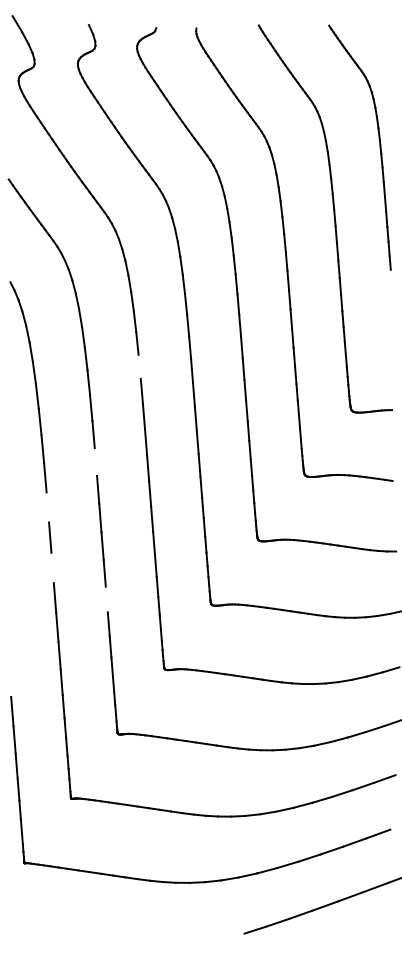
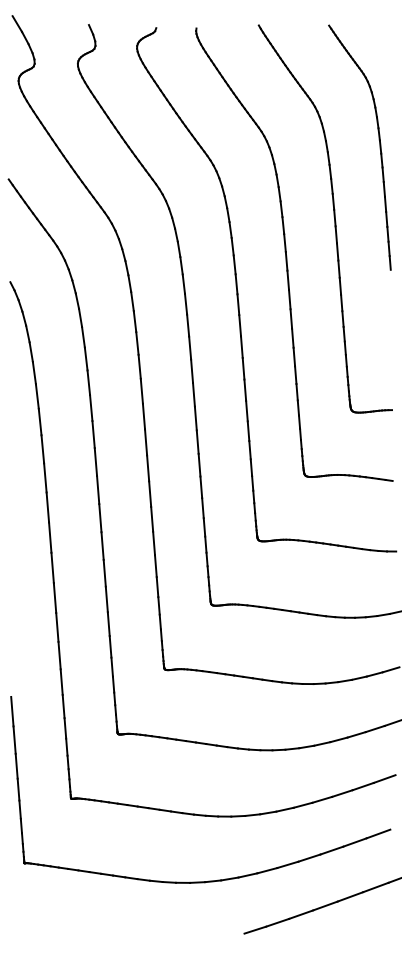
line: none -> present (139, 366)
line: none -> present (95, 461)
line: none -> present (47, 507)
line: none -> present (52, 567)
line: none -> present (106, 599)
